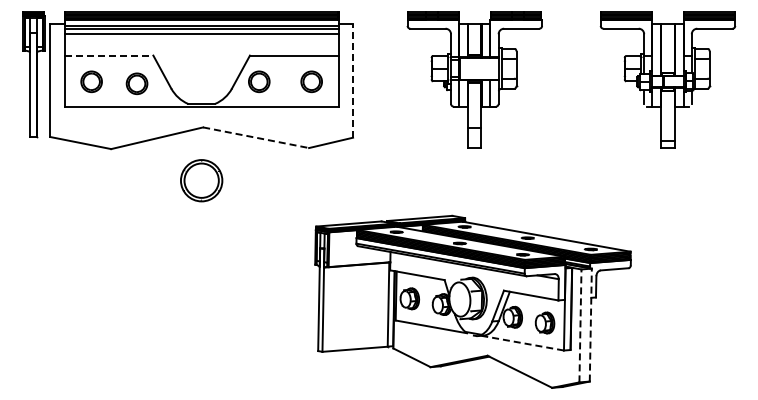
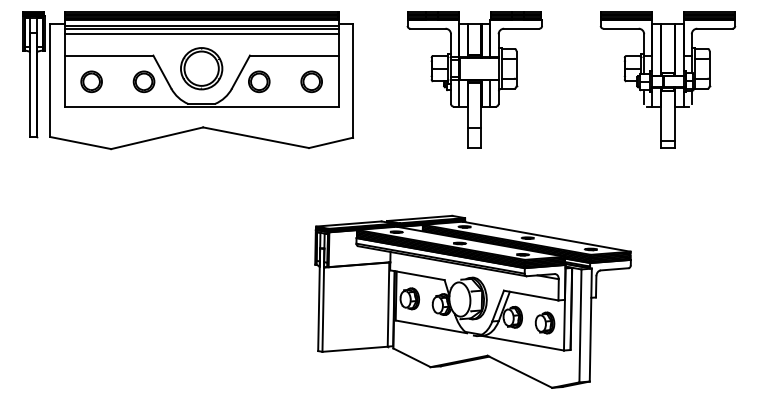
line: dashed -> solid (109, 55)
line: dashed -> solid (353, 80)
part position: (136, 83) -> (143, 81) (143, 81)
line: dashed -> solid (256, 137)
part position: (201, 180) -> (201, 68) (201, 68)
line: dashed -> solid (590, 324)
line: dashed -> solid (580, 325)
line: dashed -> solid (522, 343)
